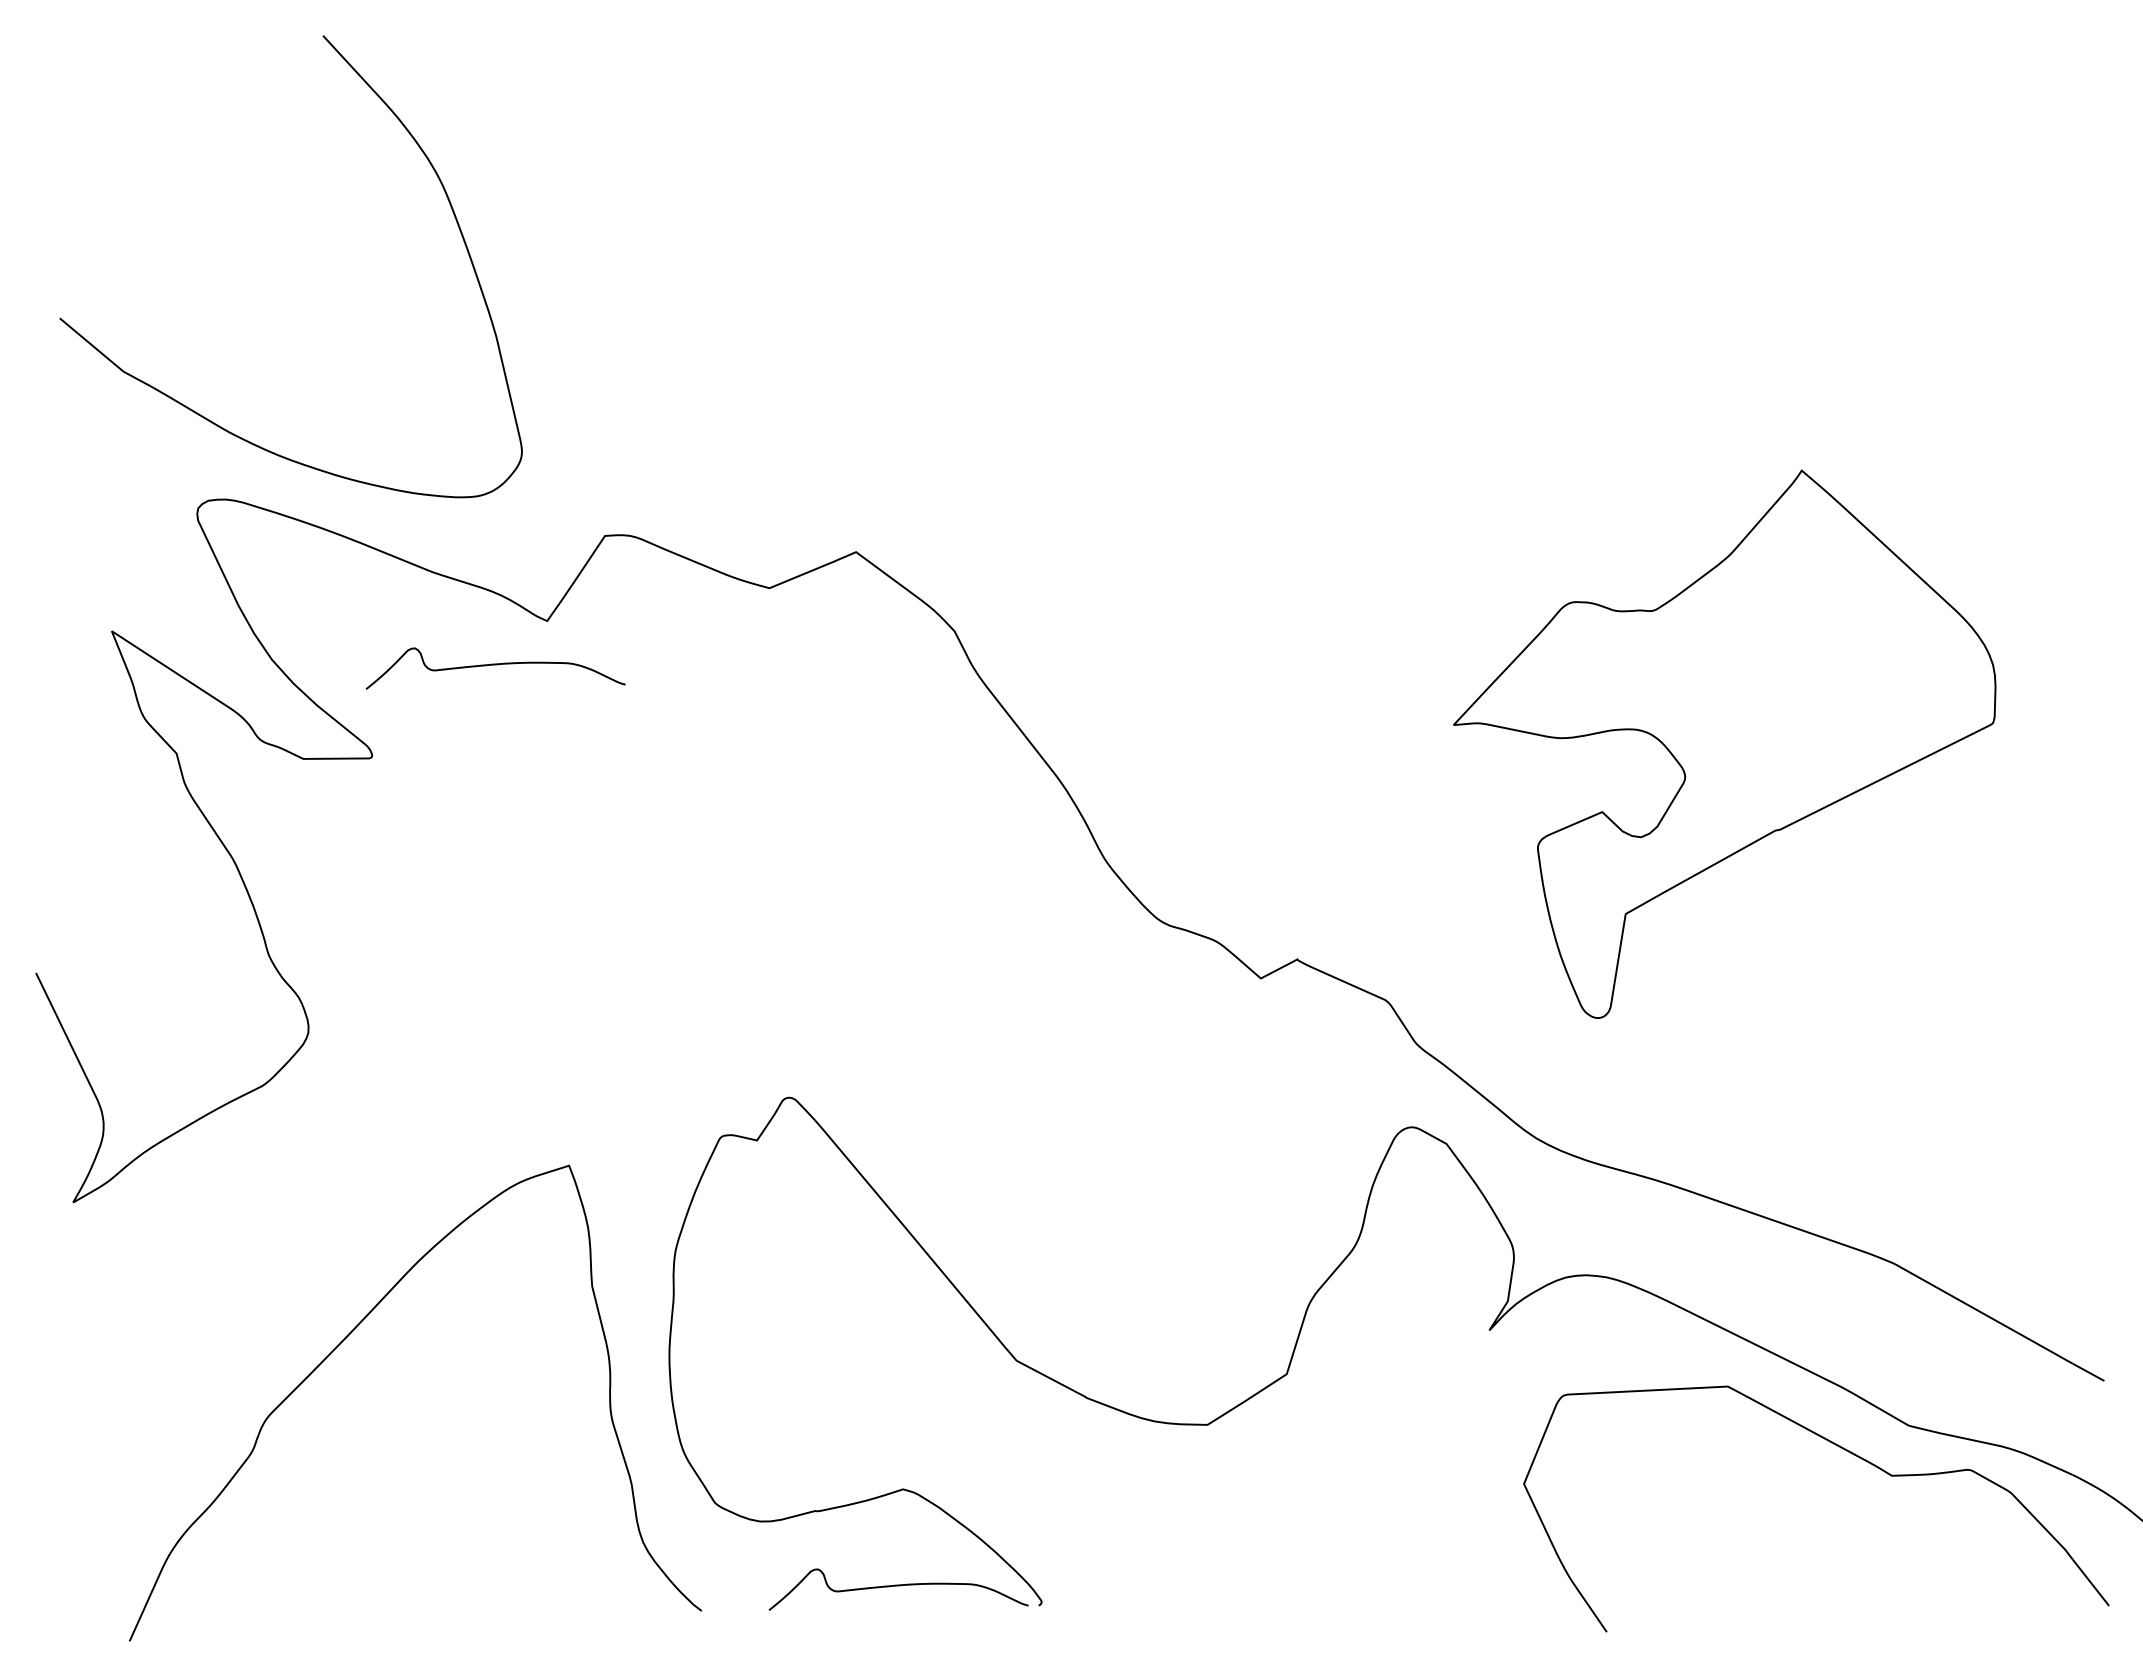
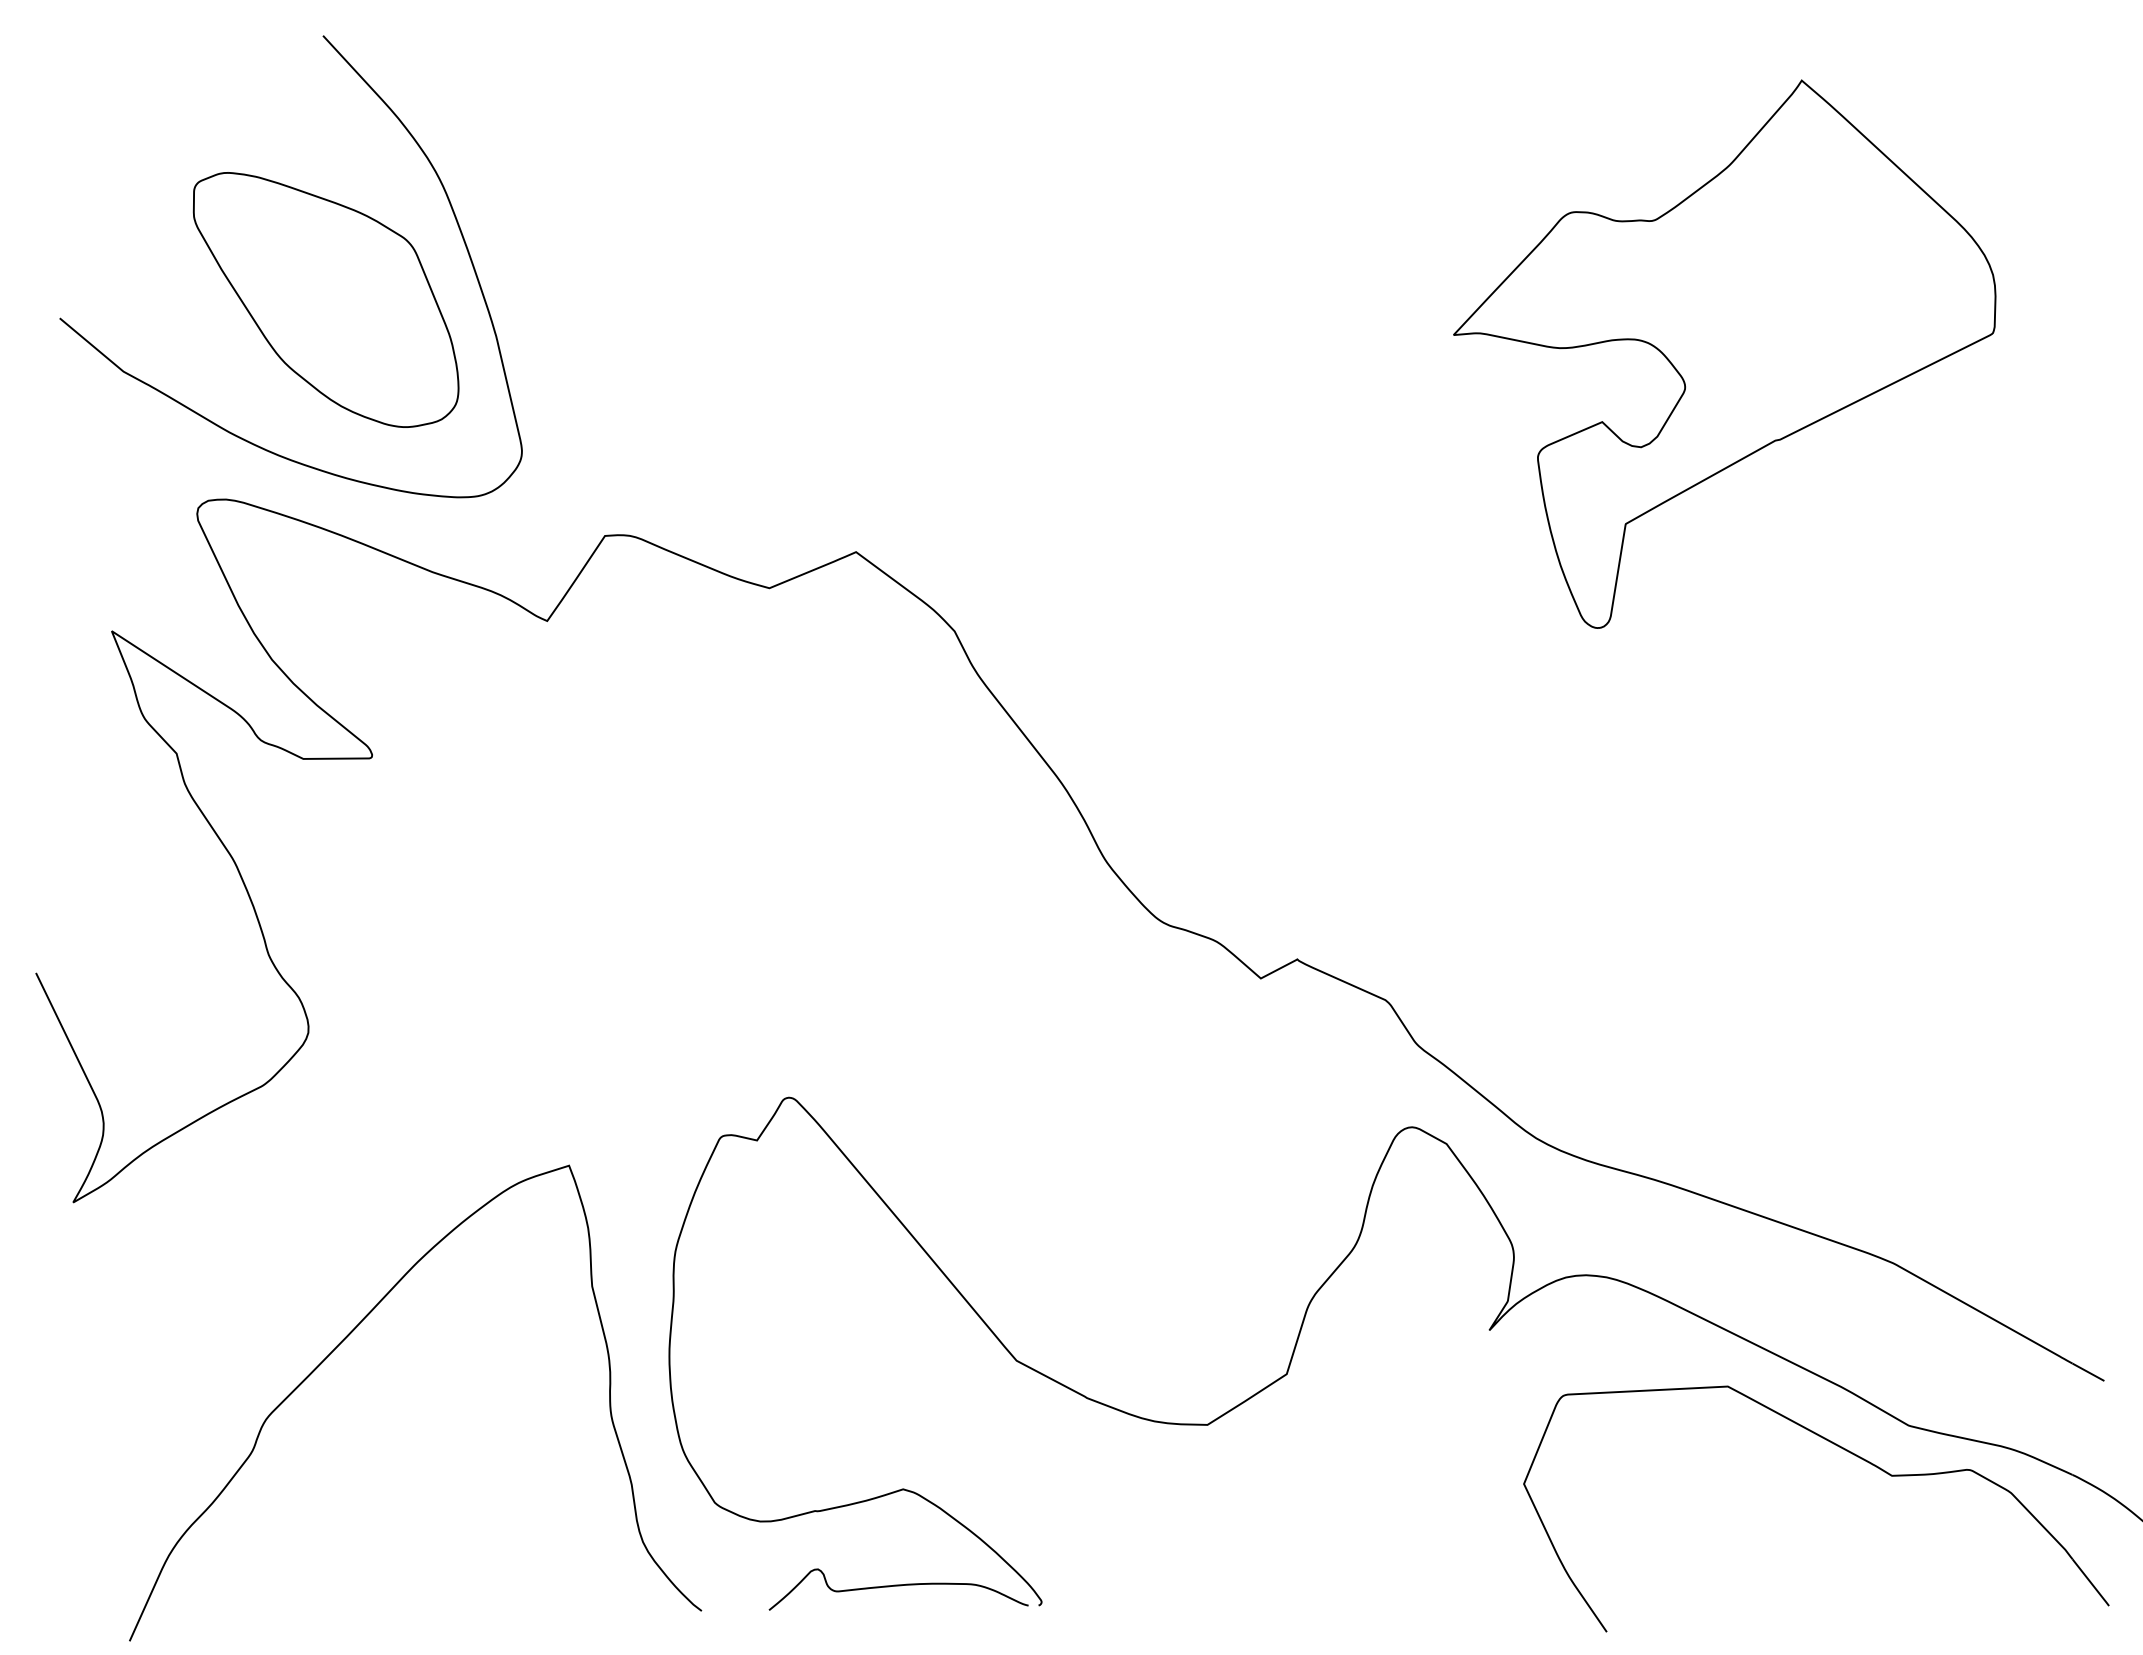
part: none -> present (325, 299)
curve: present -> none (495, 665)
part position: (1724, 743) -> (1724, 353) (1724, 353)
